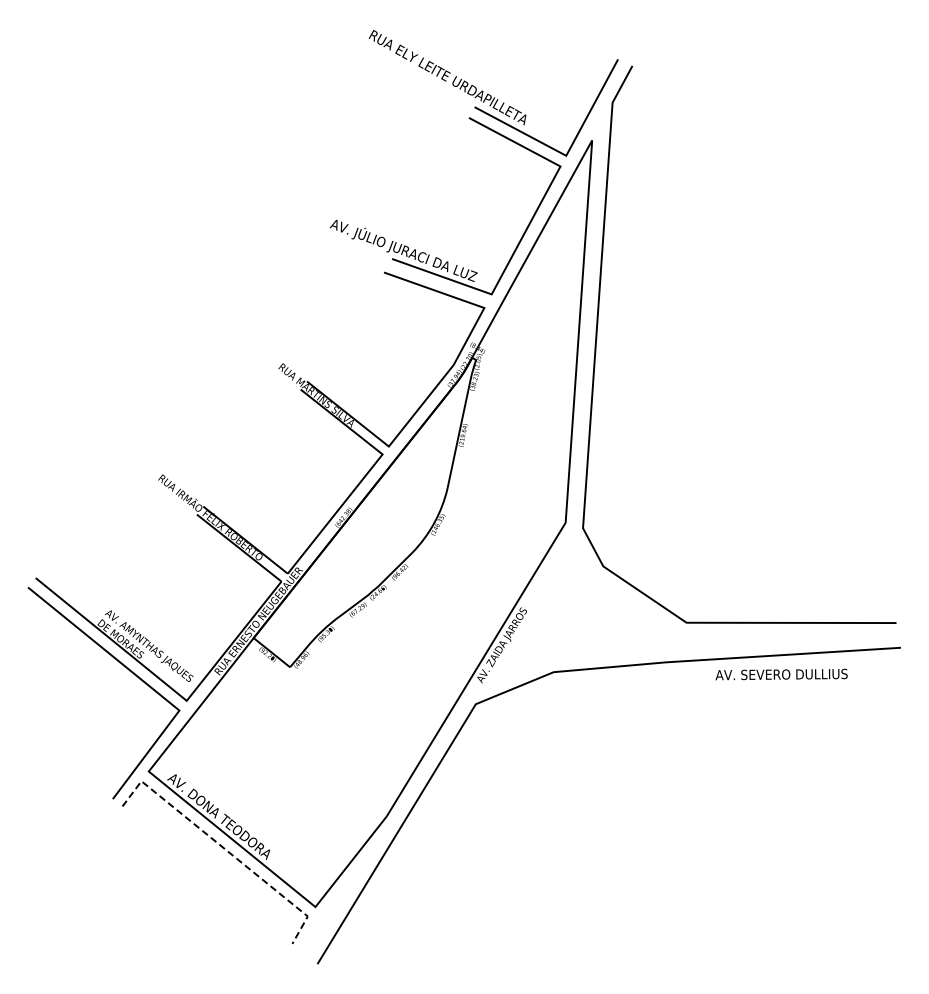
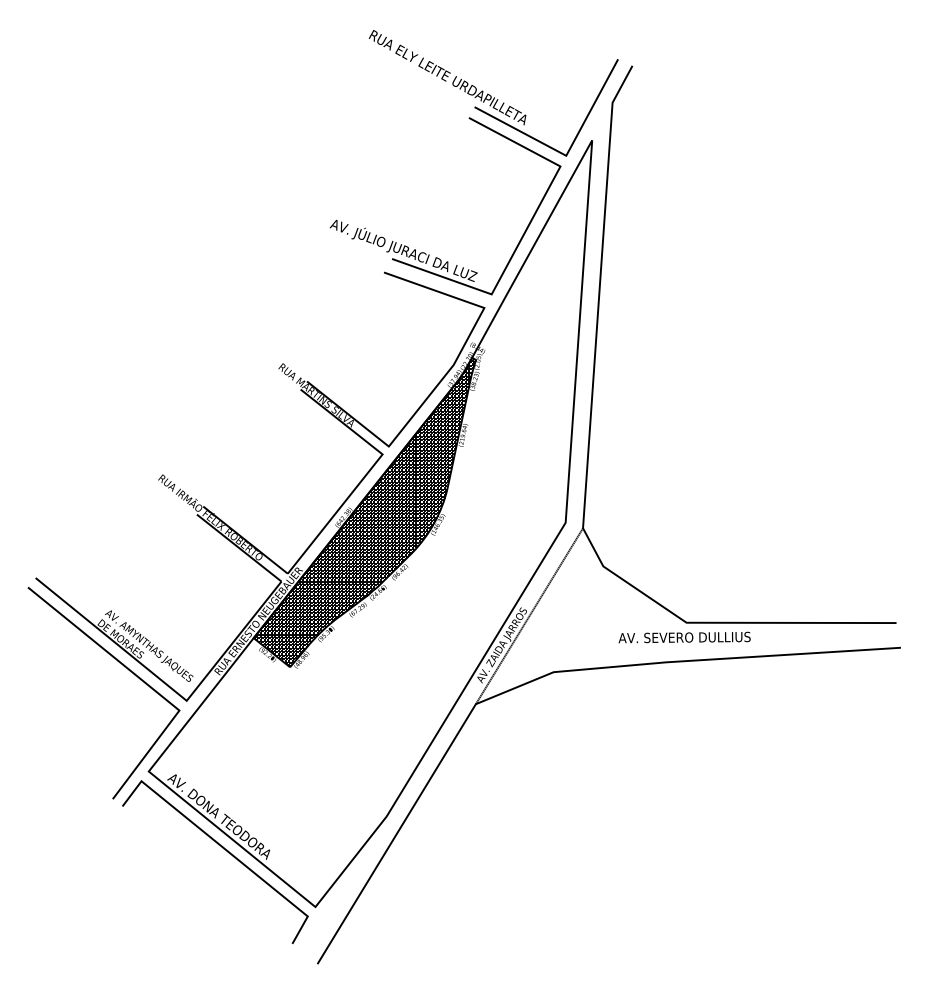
hatch: none -> present (364, 512)
line: none -> present (529, 616)
text position: (781, 674) -> (684, 637) (684, 637)
line: dashed -> solid (225, 849)
